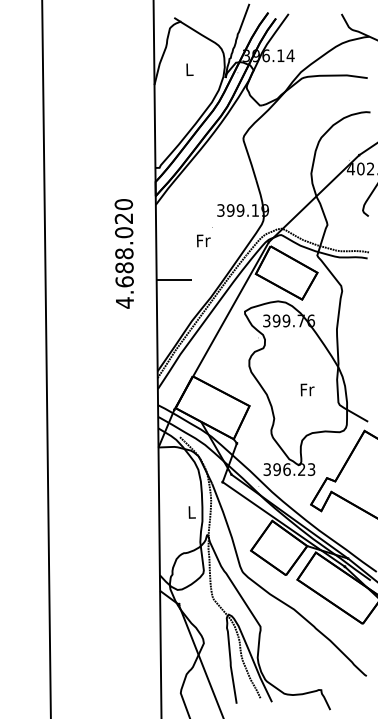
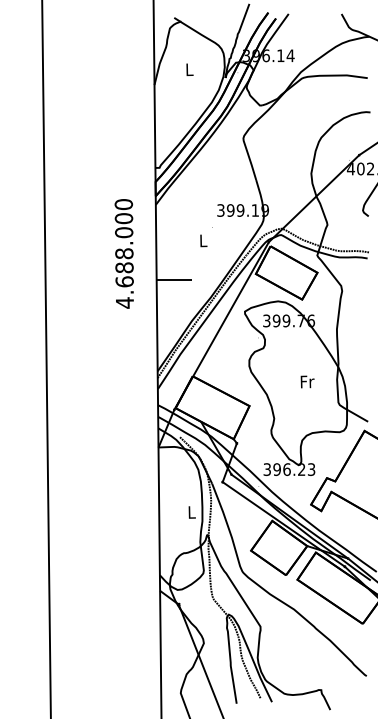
text: 4.688.020 -> 4.688.000 (123, 218)
text: Fr -> L (203, 240)
text position: (307, 389) -> (307, 381) (307, 381)
